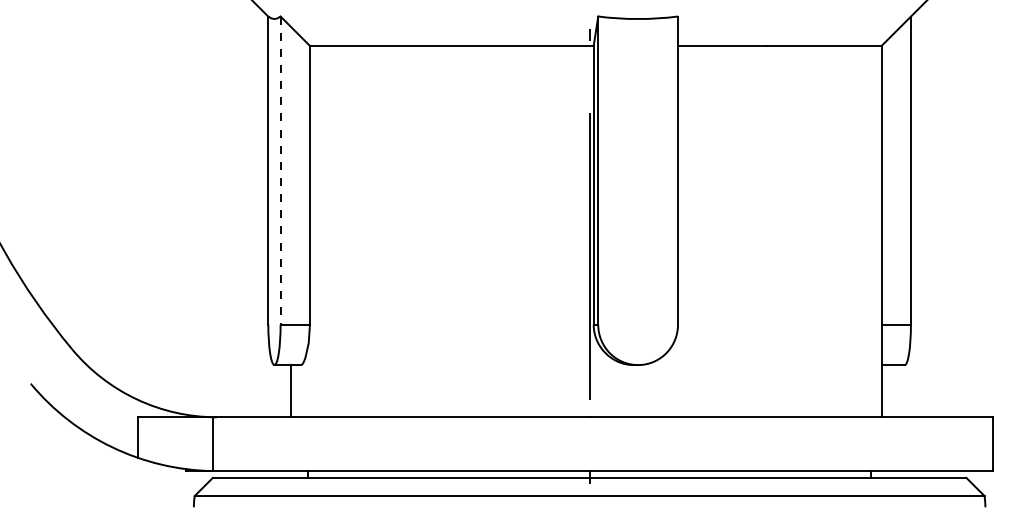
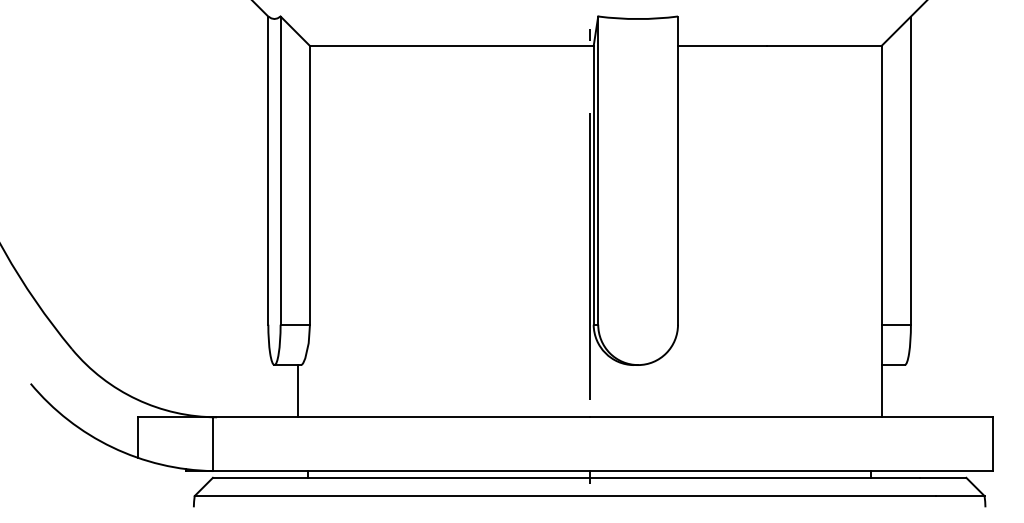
line: dashed -> solid (280, 171)
line position: (290, 391) -> (297, 391) (297, 391)
